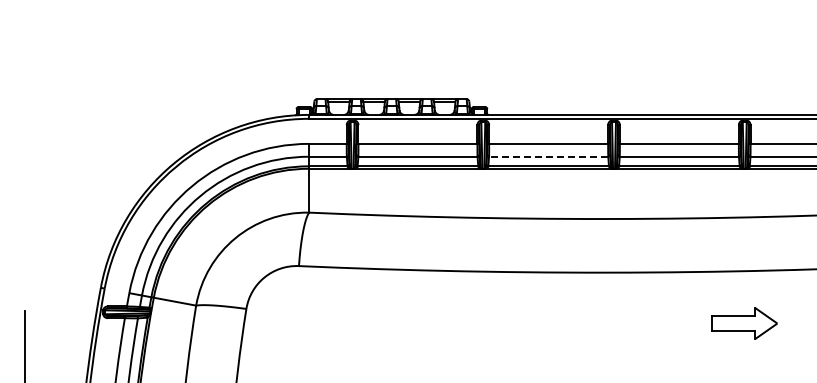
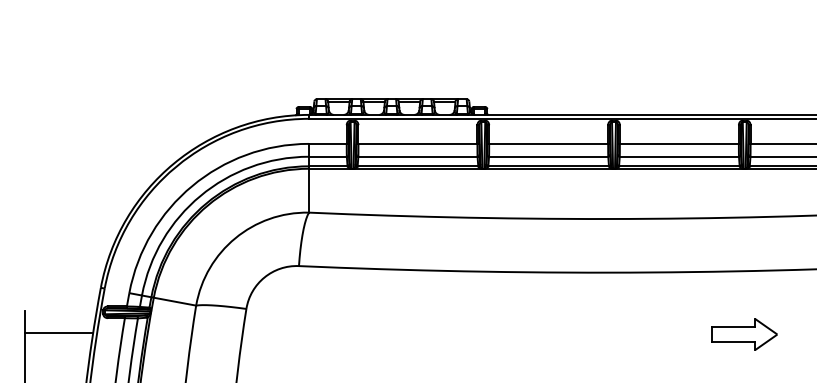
line: dashed -> solid (548, 156)
part position: (744, 323) -> (744, 334) (744, 334)
line: none -> present (58, 333)
